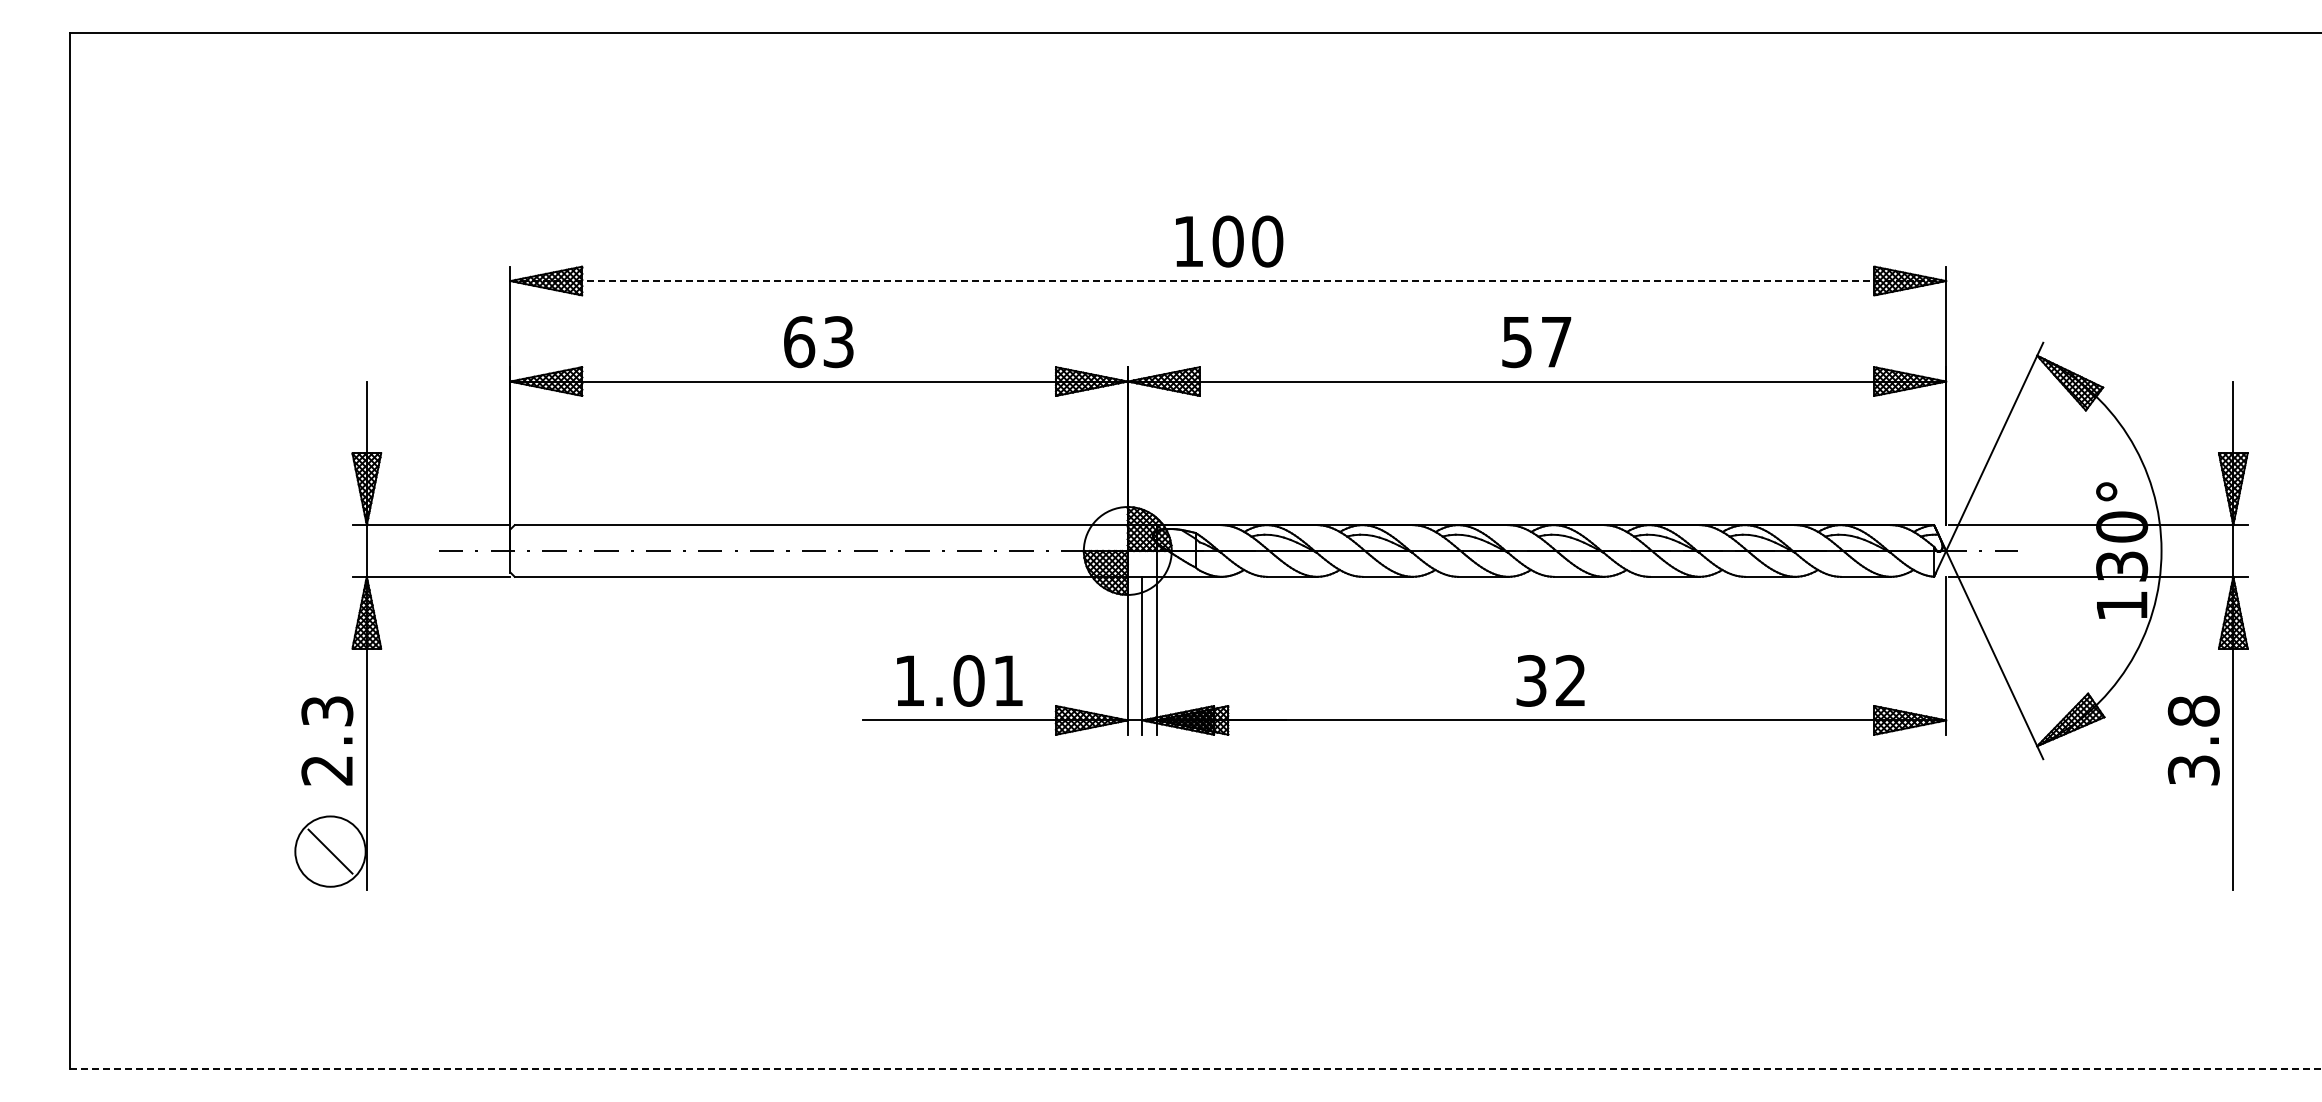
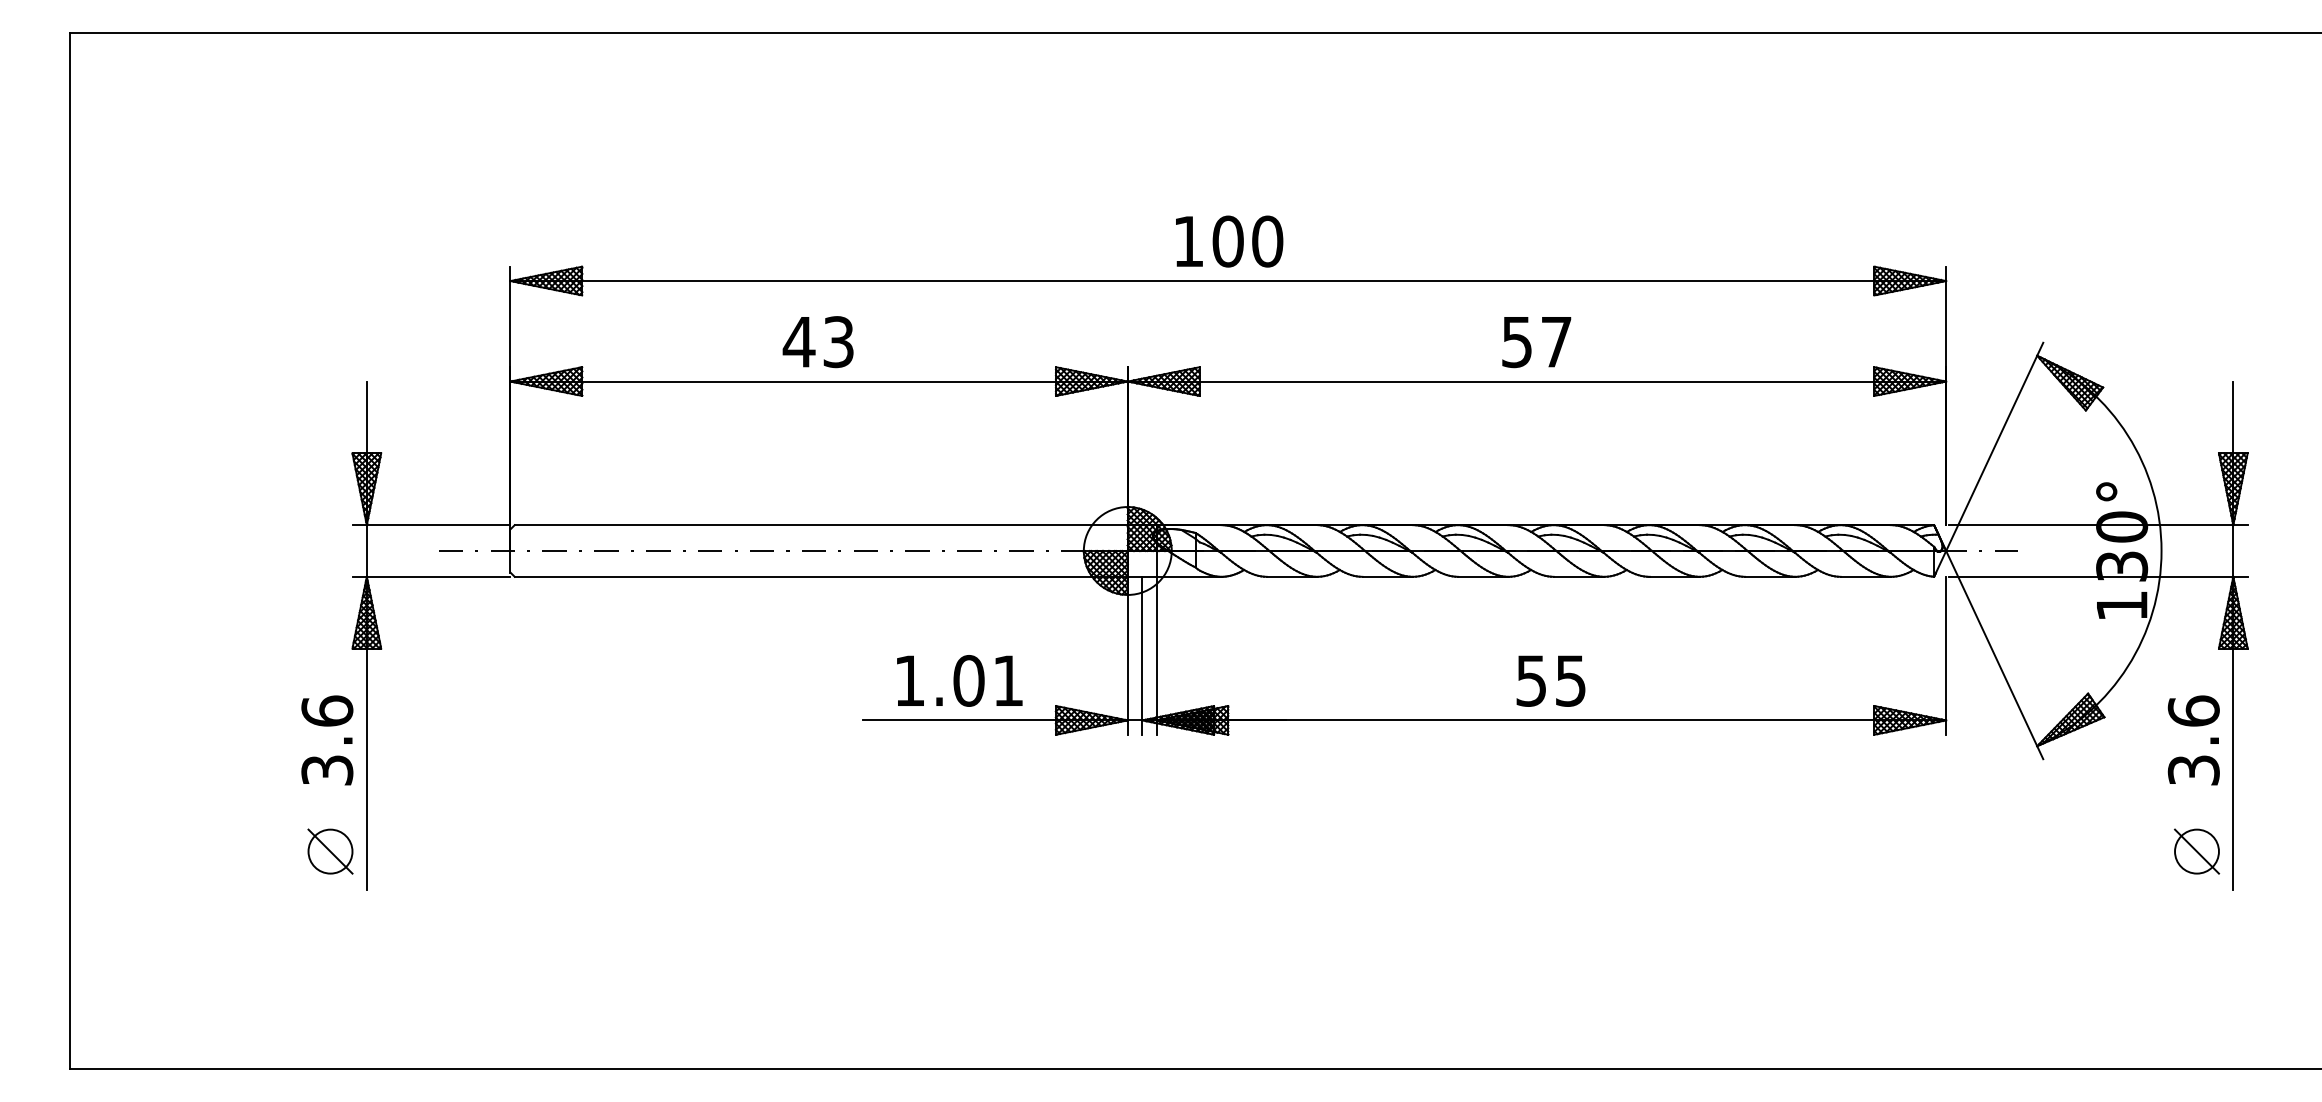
line: dashed -> solid (1228, 281)
text: 63 -> 43 (798, 342)
text: 32 -> 55 (1551, 680)
text: 3.8 -> 3.6 (2193, 710)
text: 2.3 -> 3.6 (327, 740)
circle diameter: 70 px -> 44 px (330, 851)
part: none -> present (2197, 851)
line: dashed -> solid (1195, 1069)
